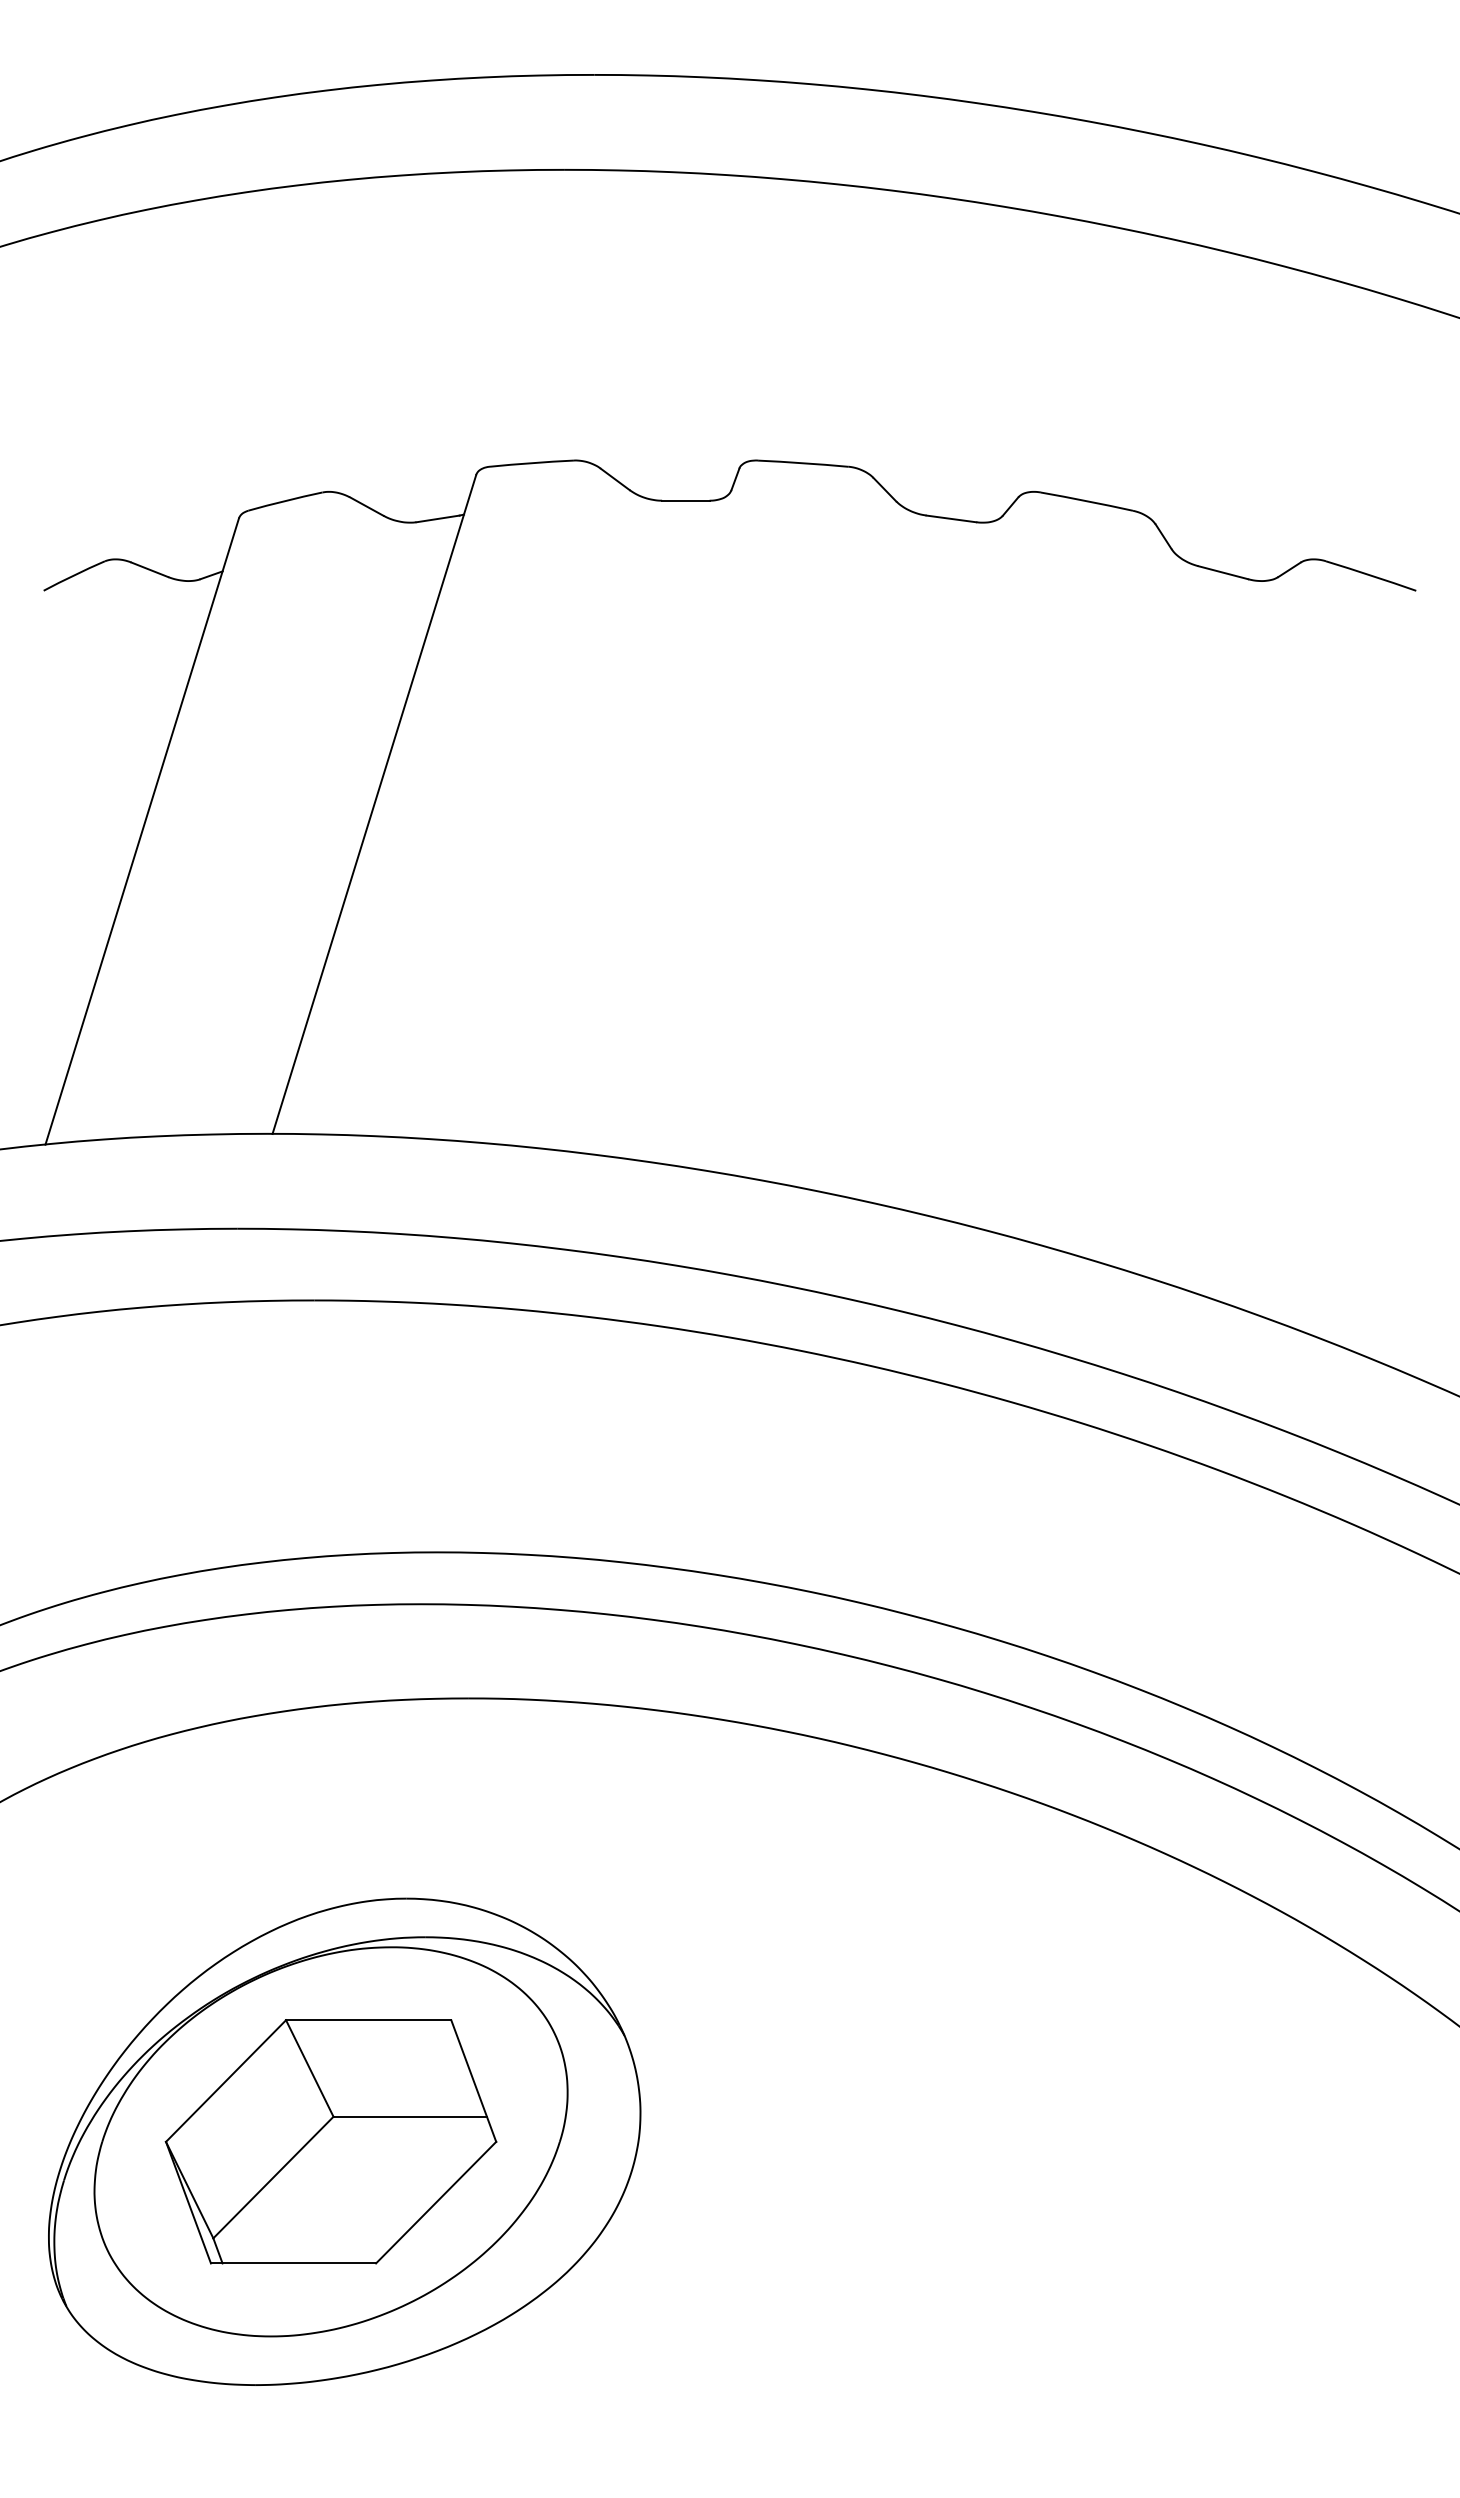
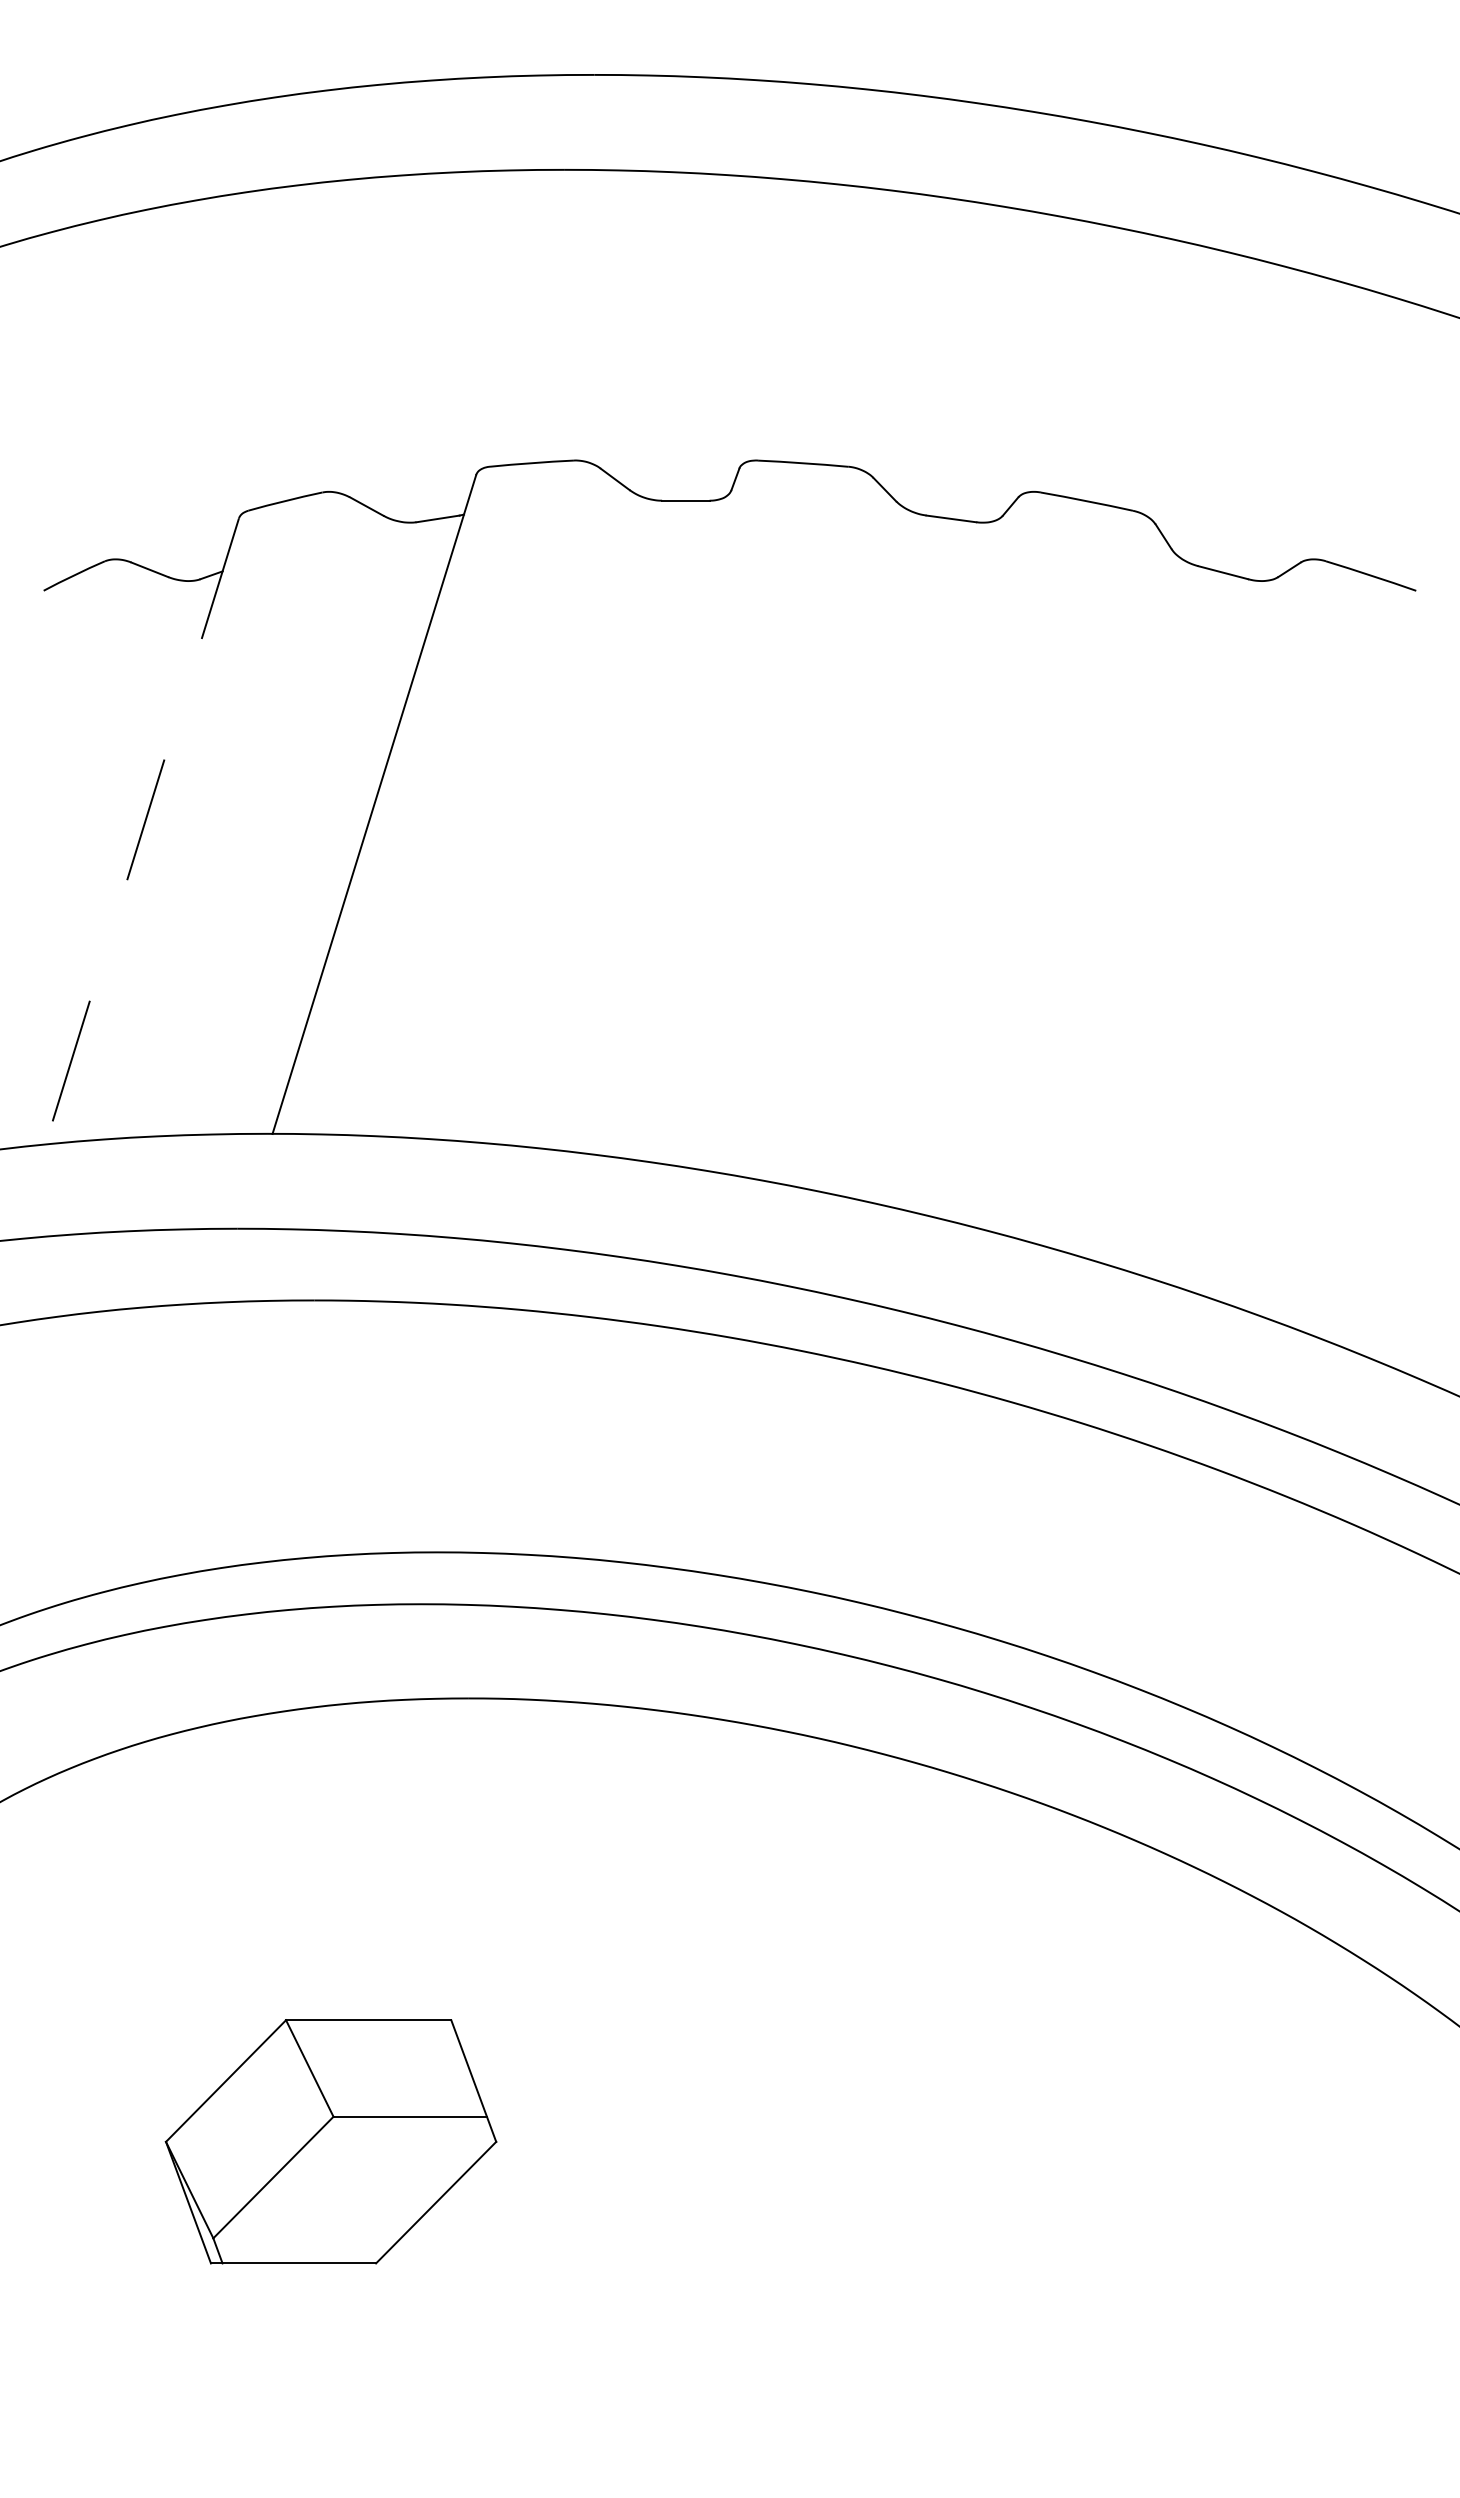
line: solid -> dashed (142, 831)
part: present -> none (344, 2141)
